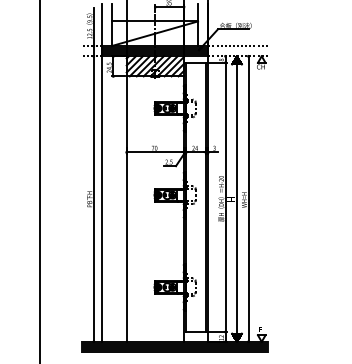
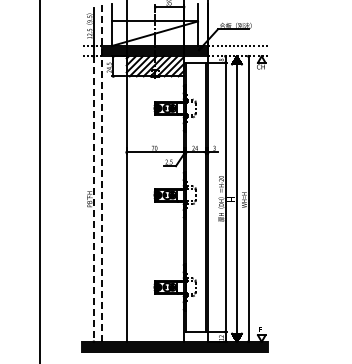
line: solid -> dashed (101, 173)
line: solid -> dashed (93, 199)
